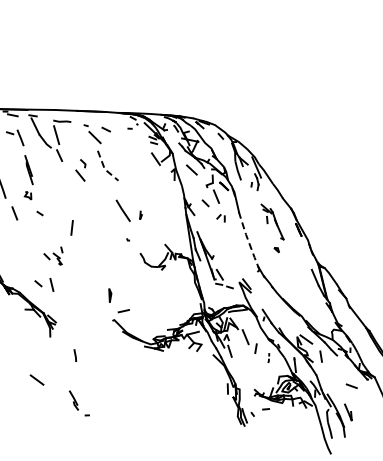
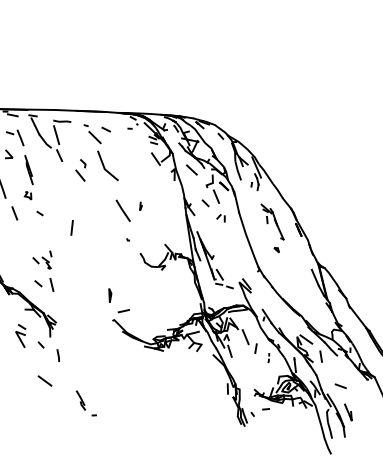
line: none -> present (9, 154)
line: dashed -> solid (104, 169)
line position: (140, 214) -> (140, 205) (140, 205)
line: dashed -> solid (248, 240)
part position: (53, 255) -> (42, 259) (42, 259)
part: none -> present (20, 335)
line: none -> present (40, 344)
line position: (74, 355) -> (57, 355) (57, 355)
line position: (36, 379) -> (44, 380) (44, 380)
line position: (351, 385) -> (340, 385) (340, 385)
part position: (78, 403) -> (85, 403) (85, 403)
